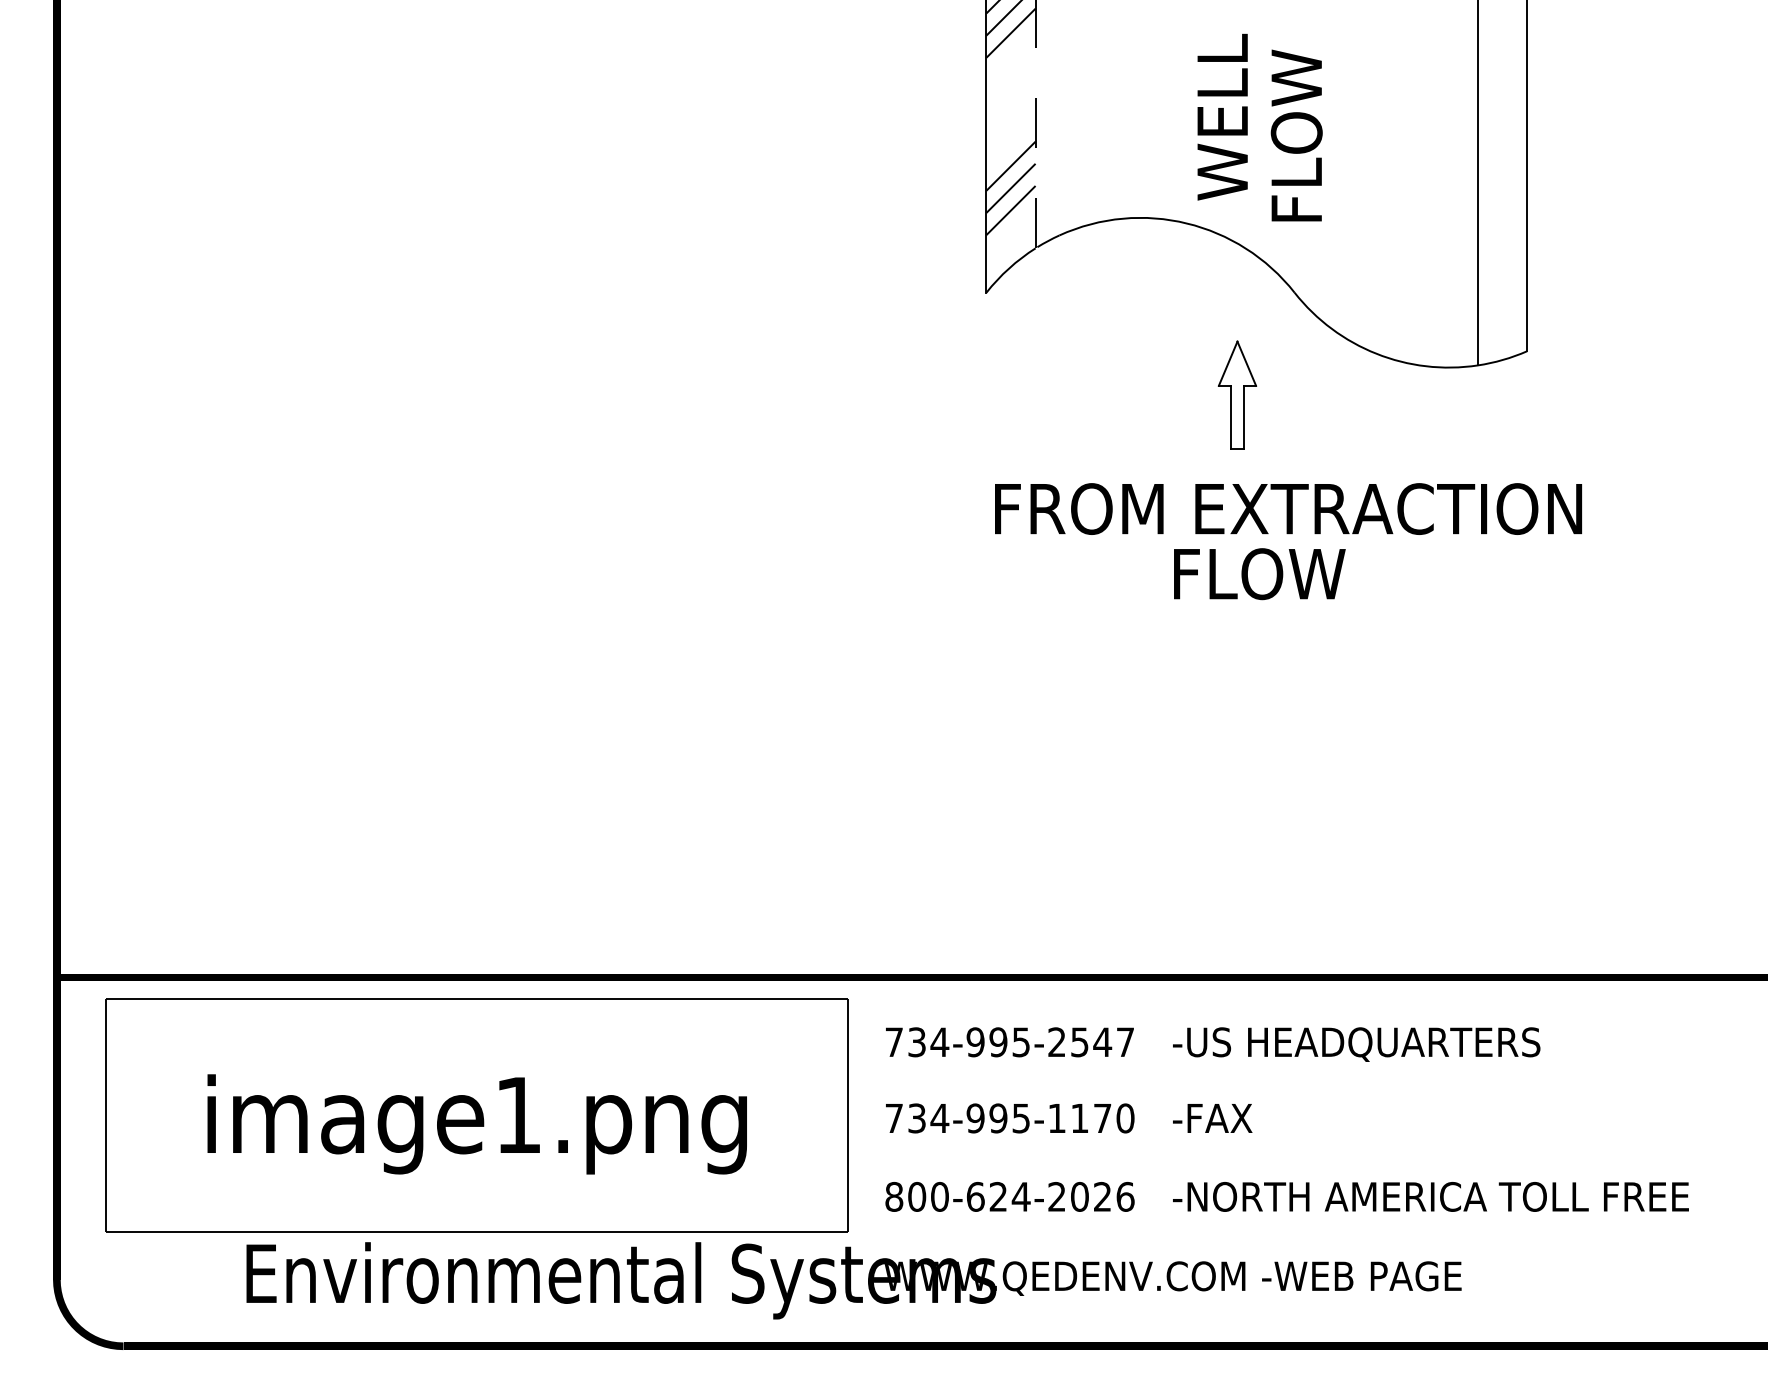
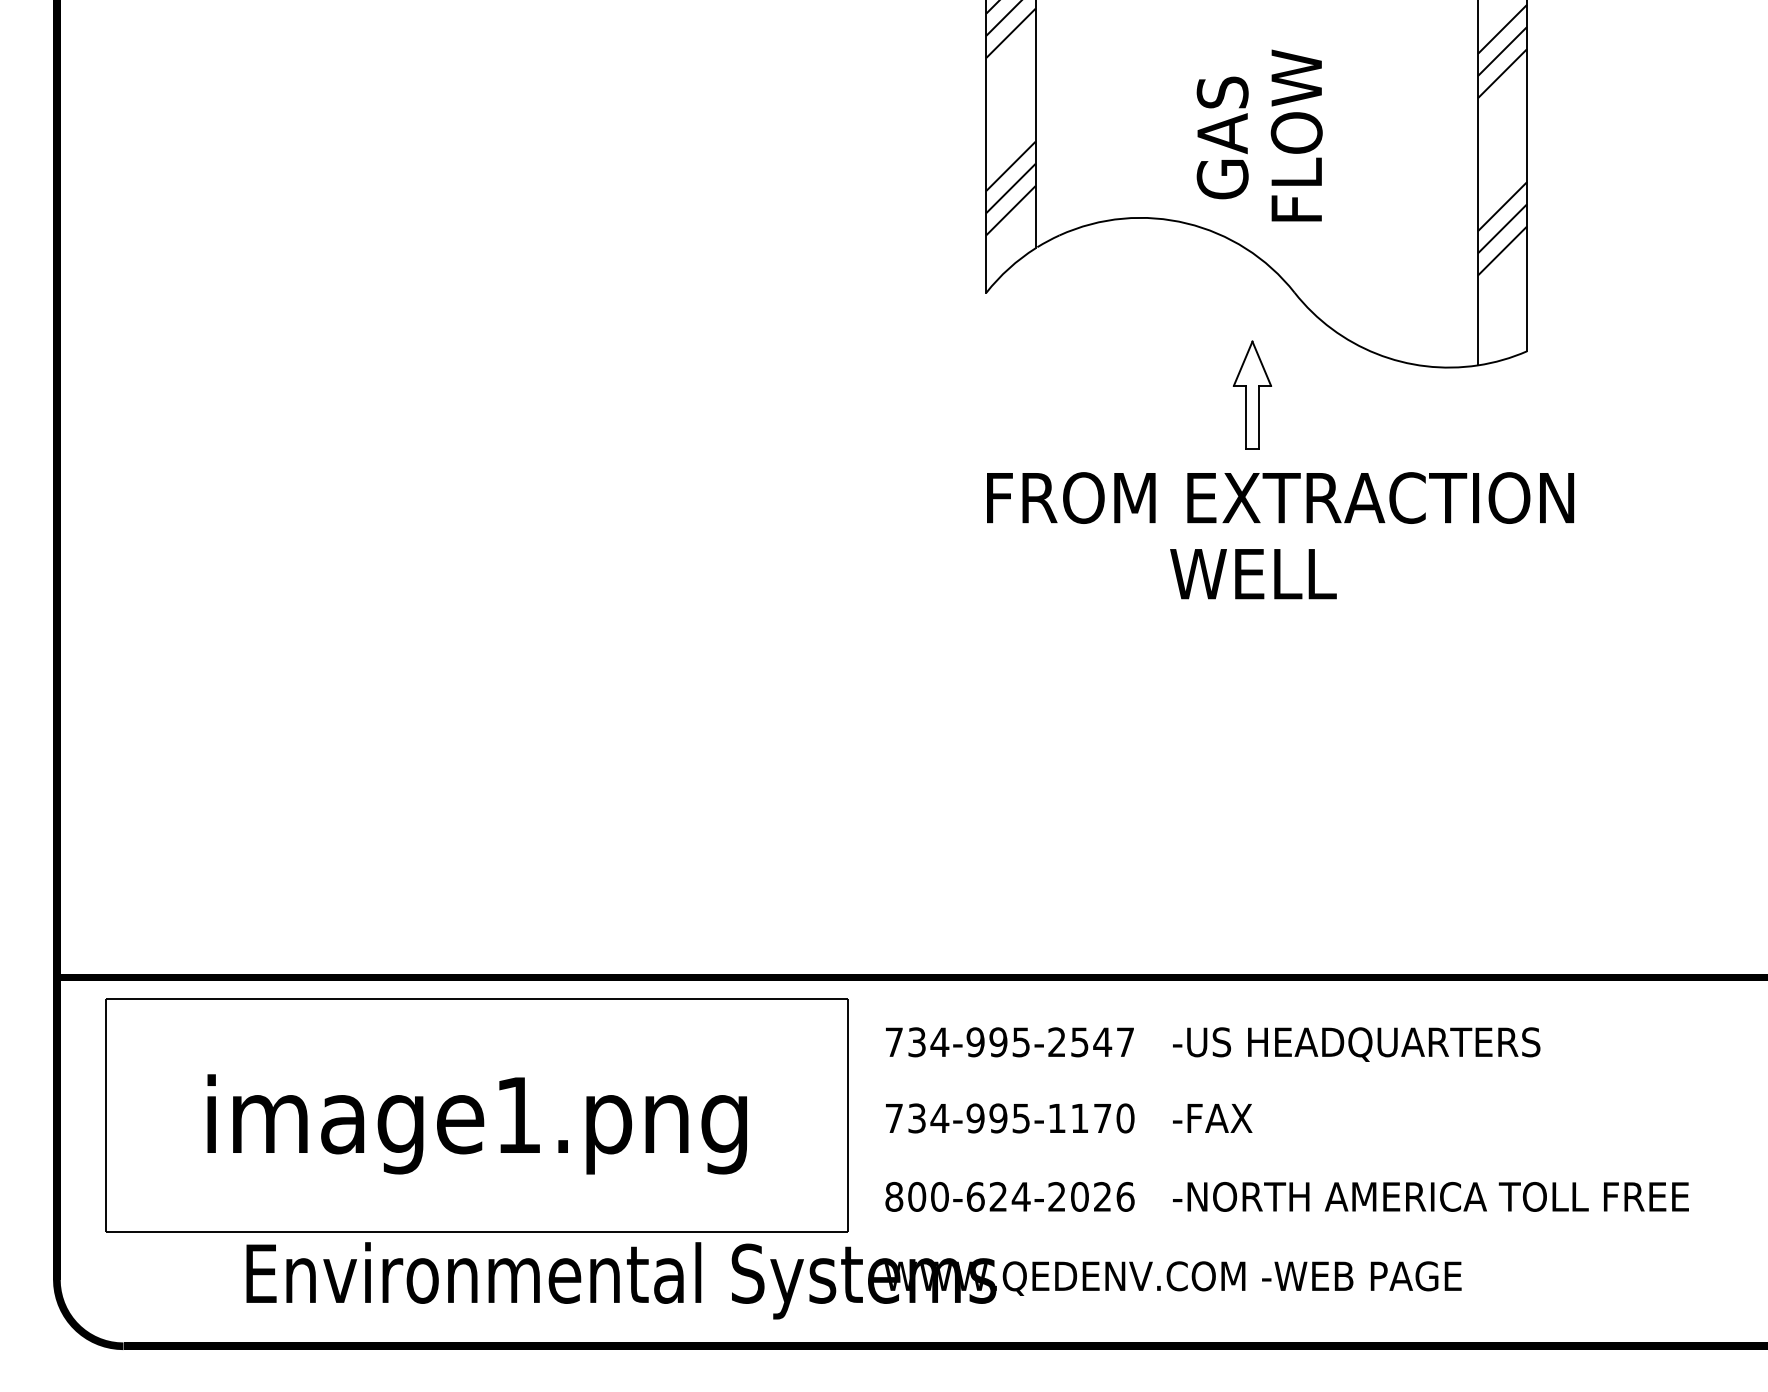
text: WELL -> GAS (1222, 116)
line: dashed -> solid (1035, 124)
hatch: none -> present (1502, 139)
part position: (1237, 394) -> (1252, 394) (1252, 394)
text position: (1288, 508) -> (1280, 497) (1280, 497)
text: FLOW -> WELL (1257, 574)
